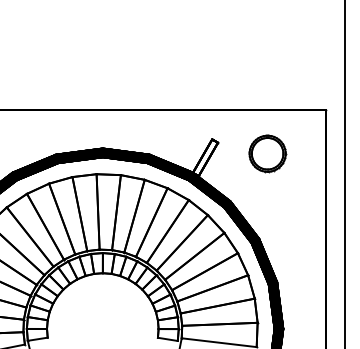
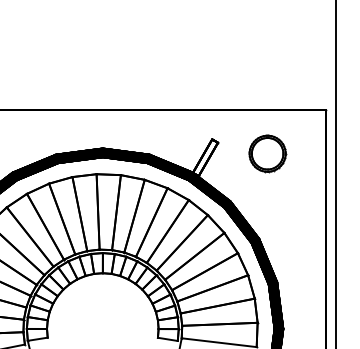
line position: (345, 173) -> (336, 173) (336, 173)
